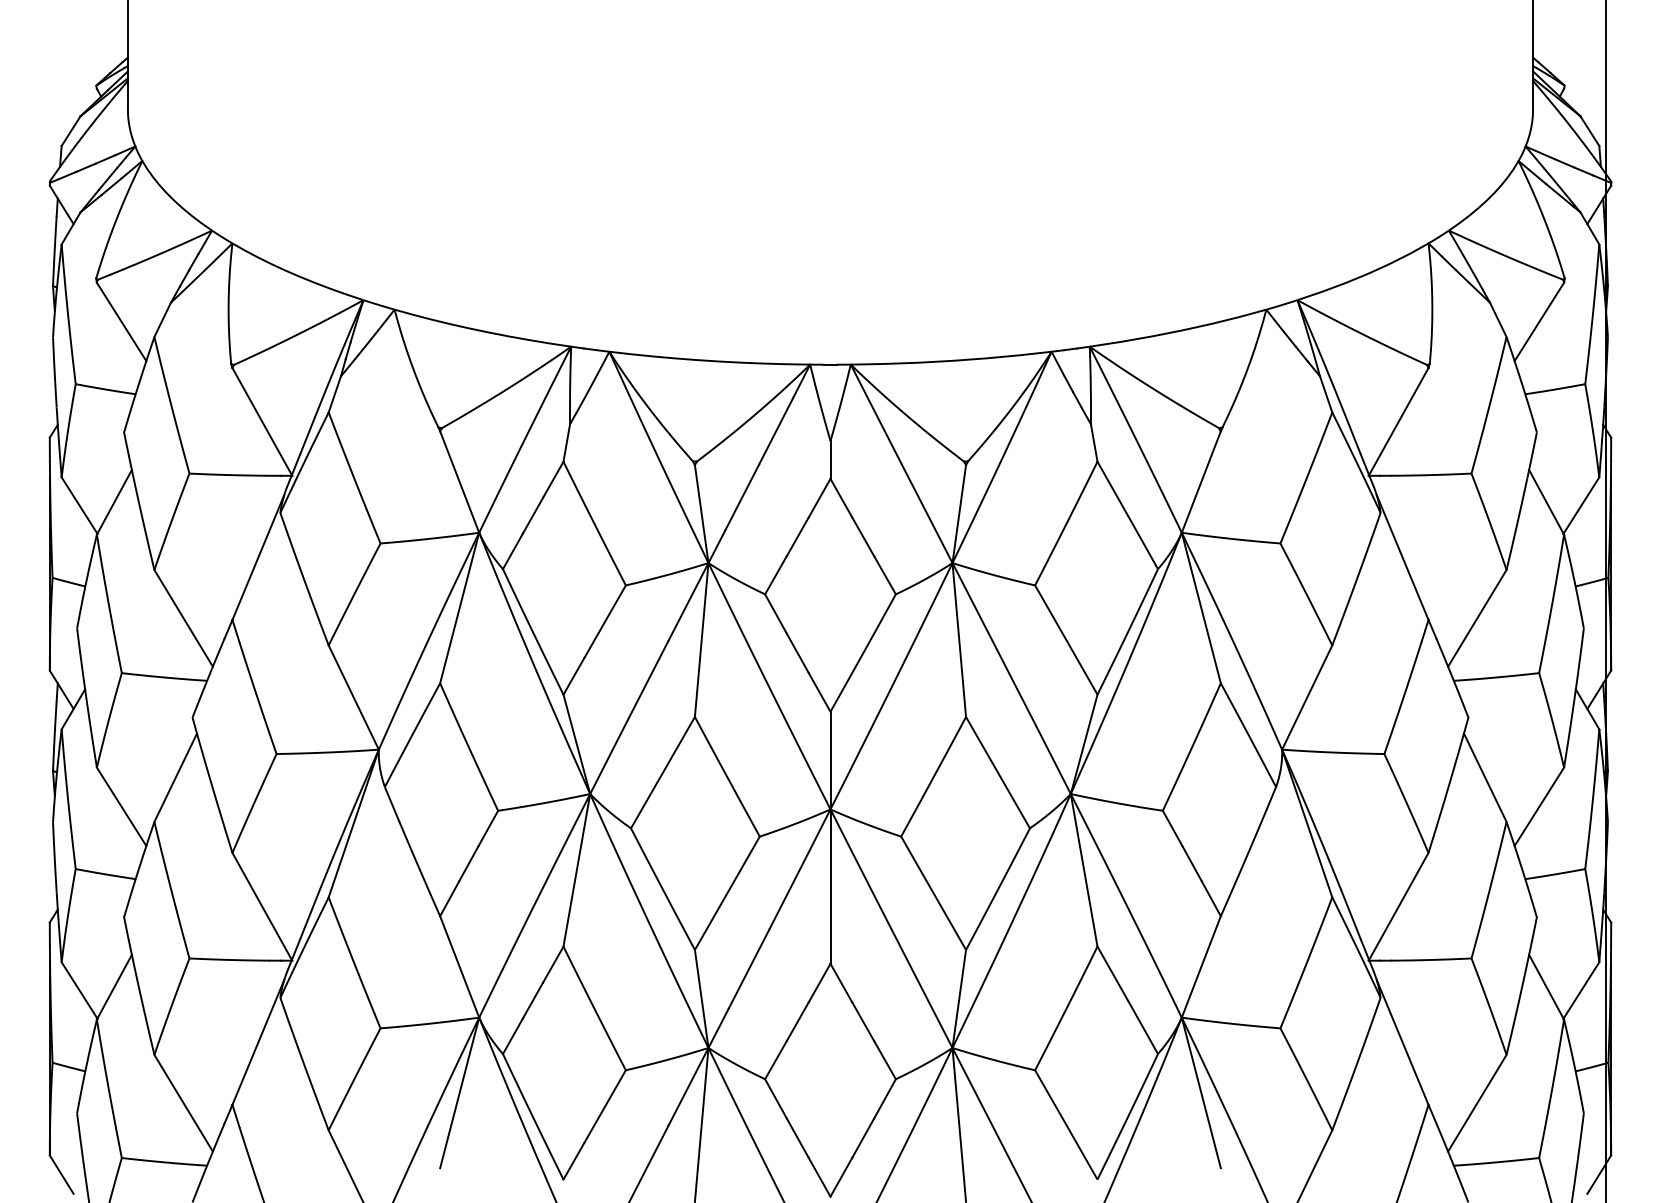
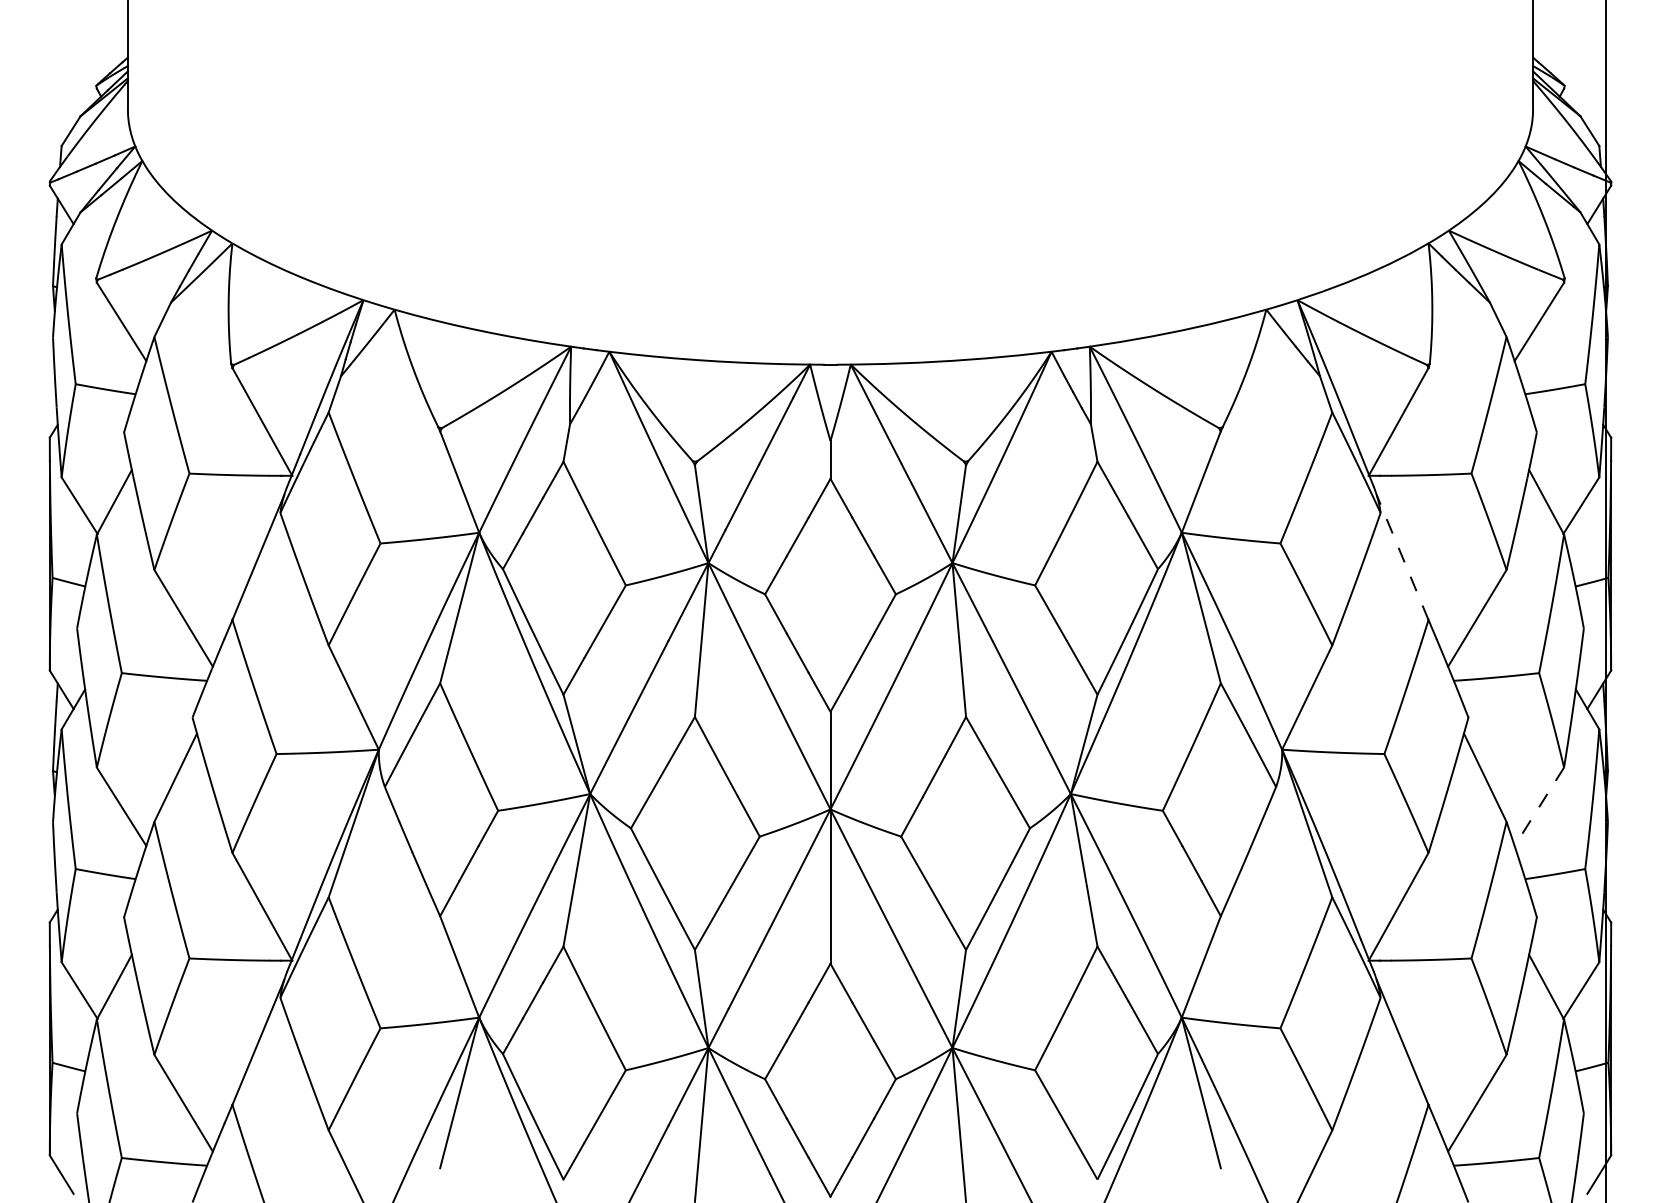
line: solid -> dashed (1402, 557)
line: solid -> dashed (1539, 807)
